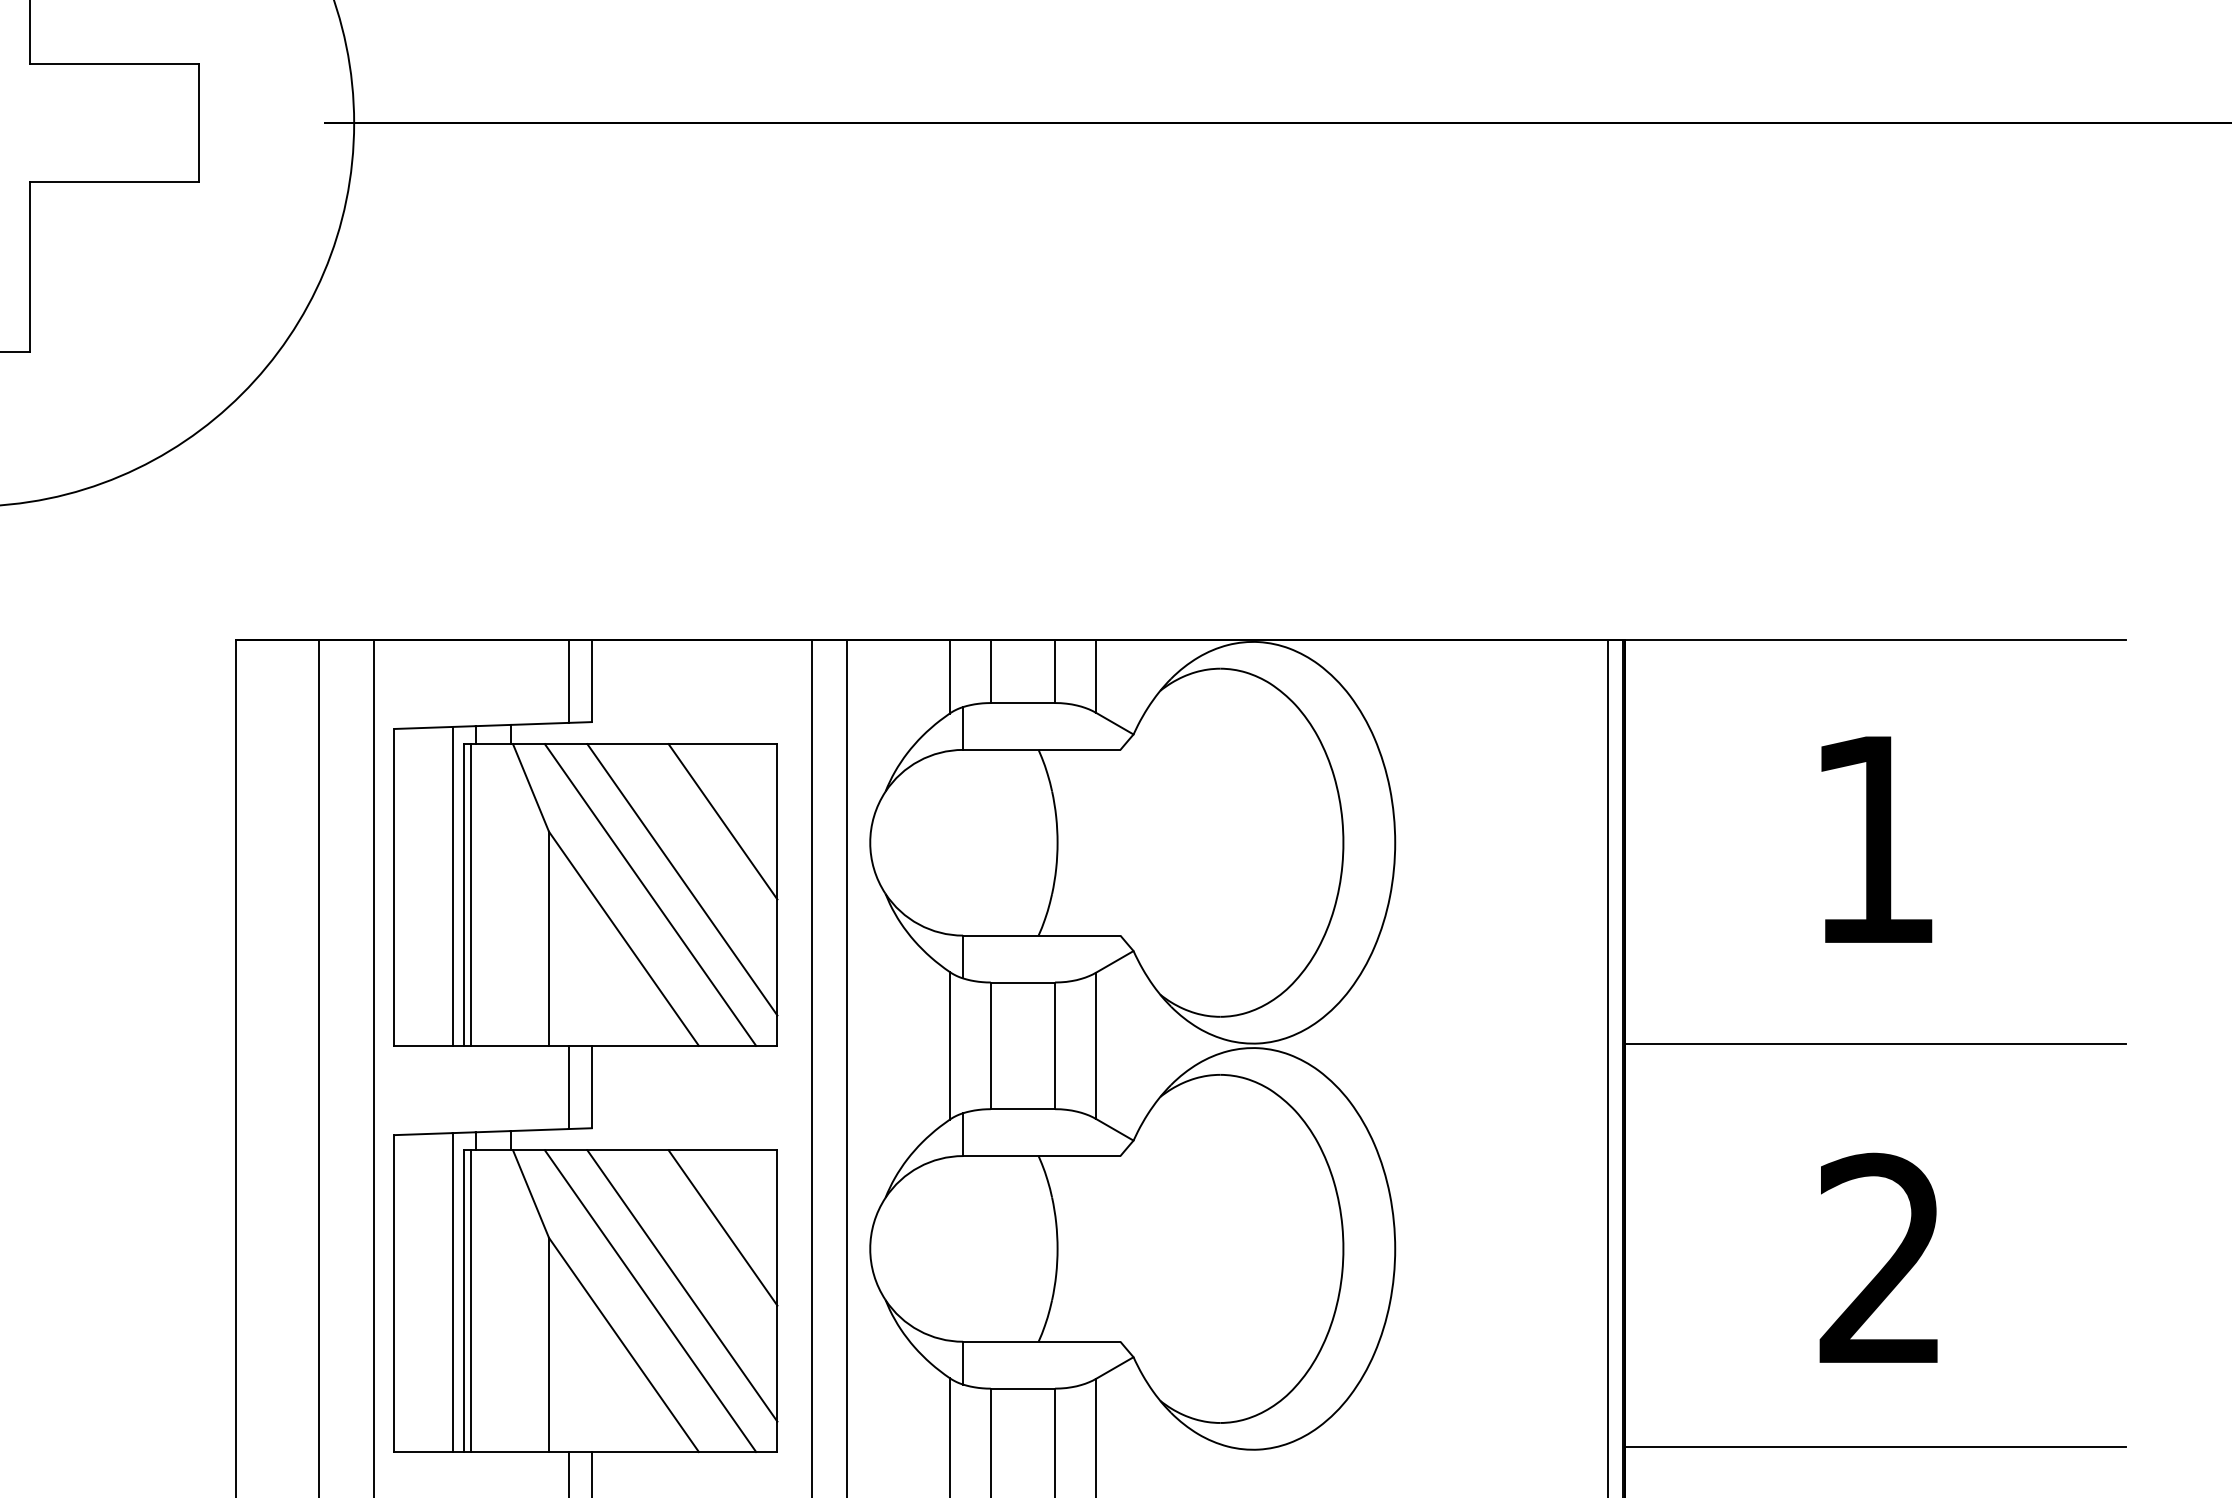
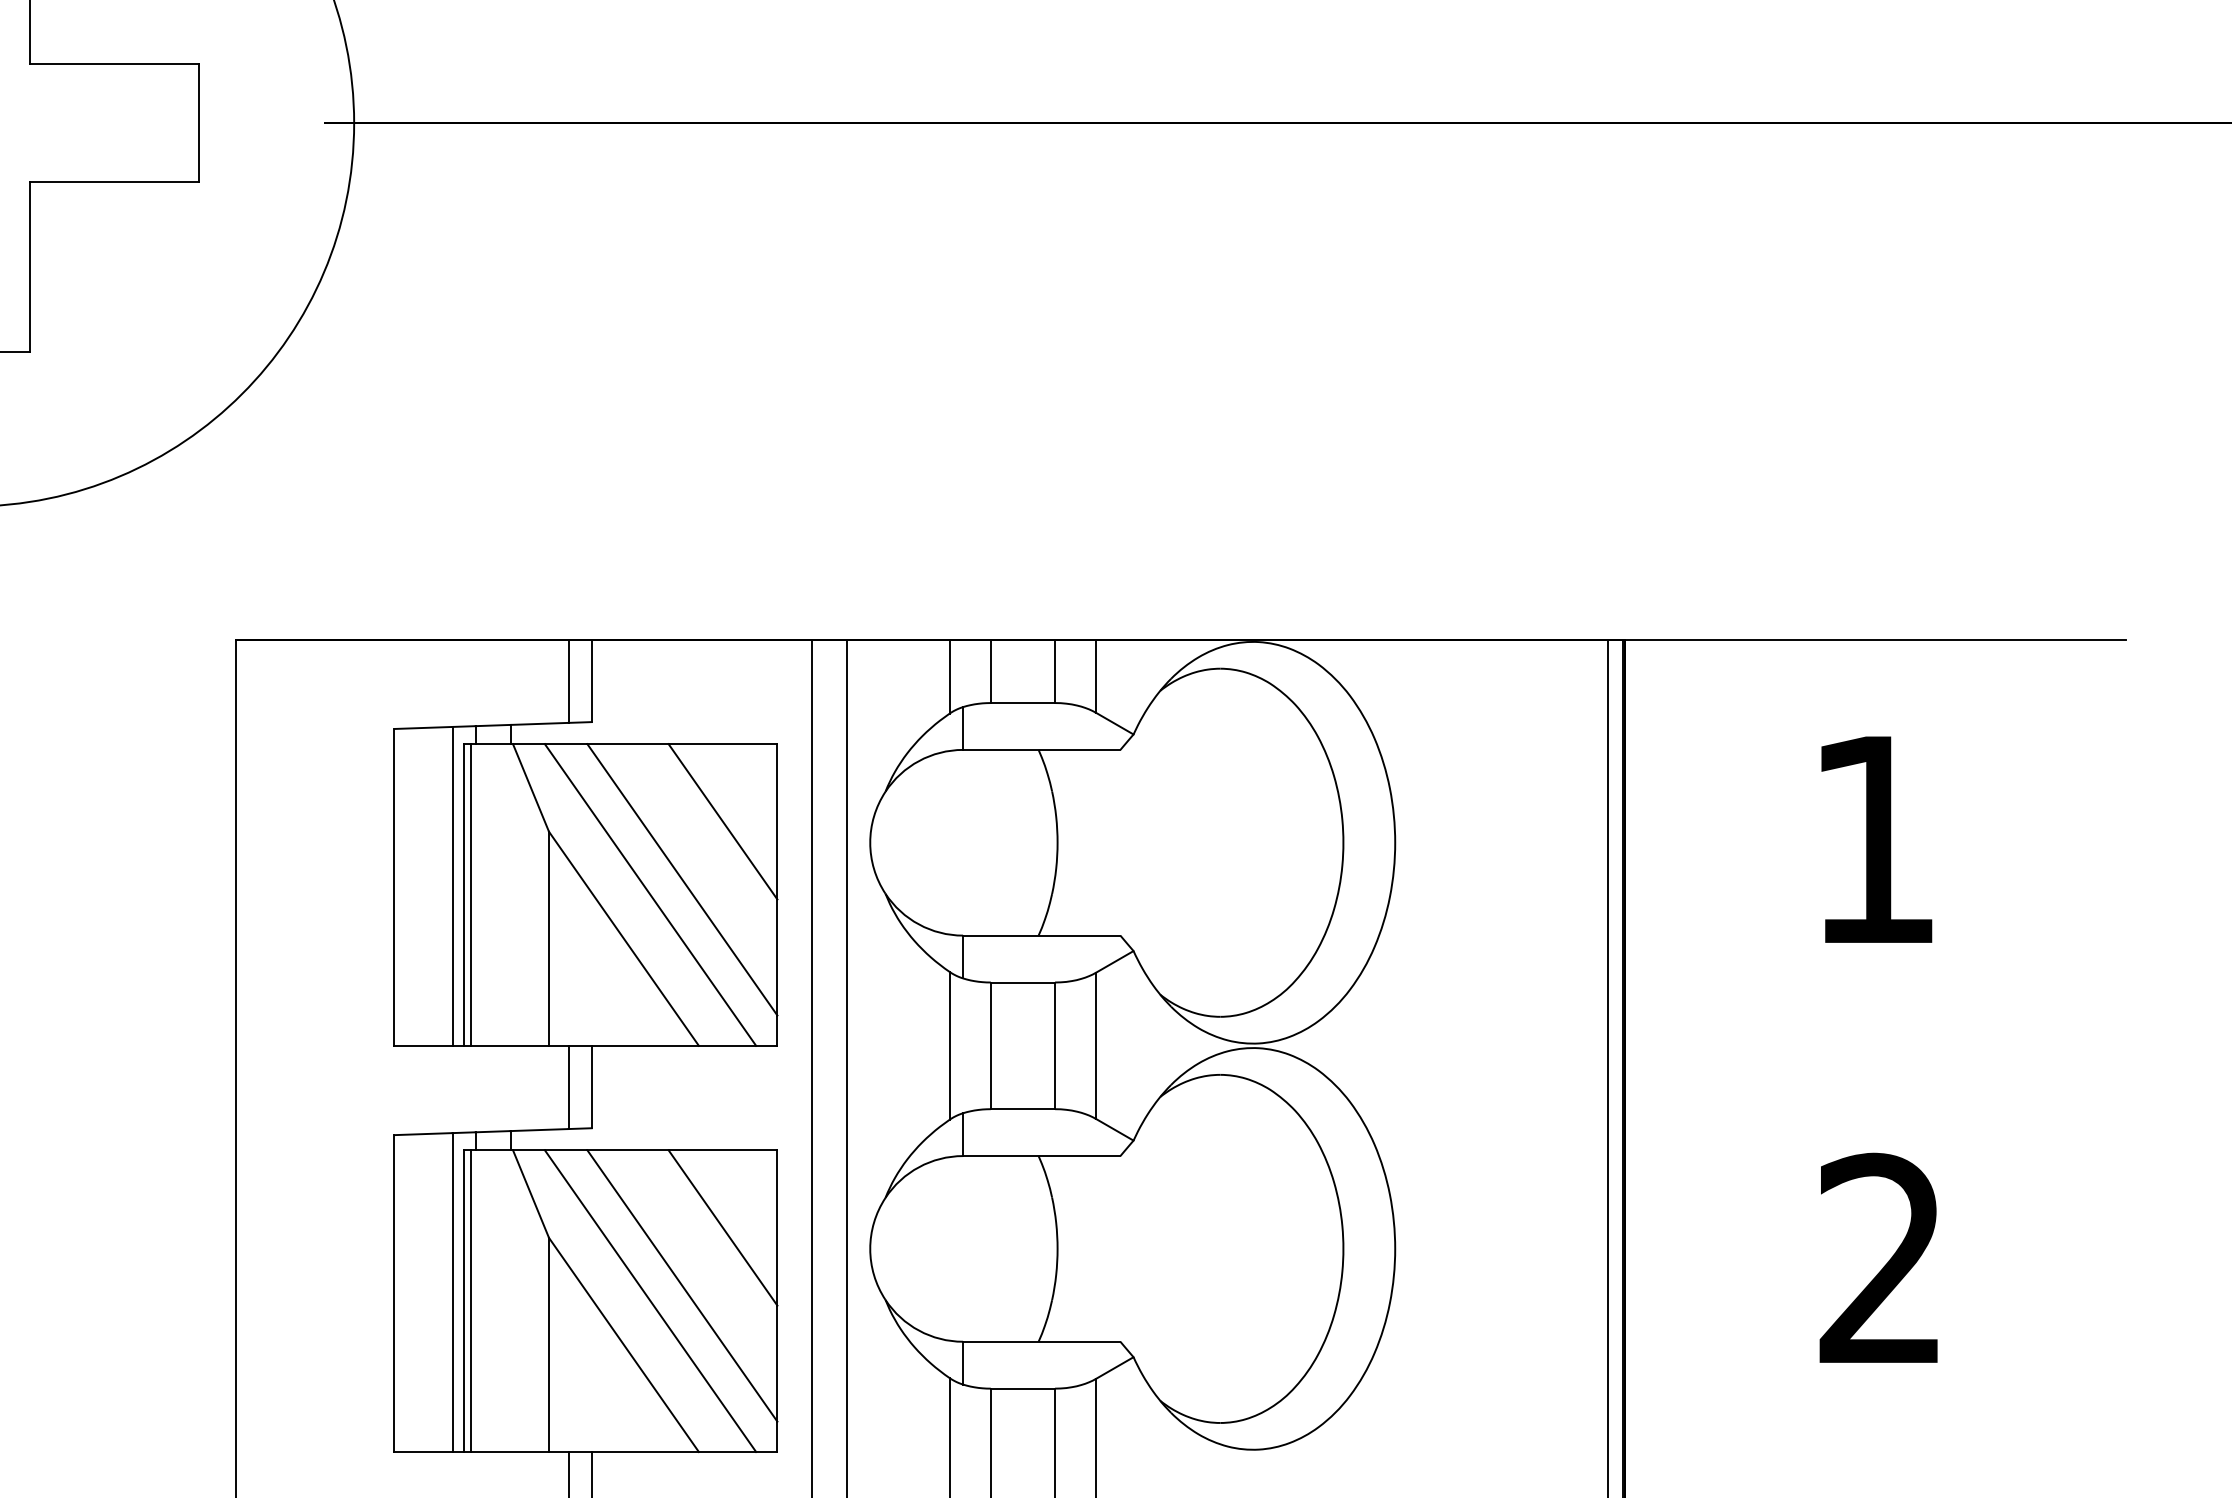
line: present -> none (1874, 1043)
line: present -> none (319, 1066)
line: present -> none (374, 1066)
line: present -> none (1874, 1447)
